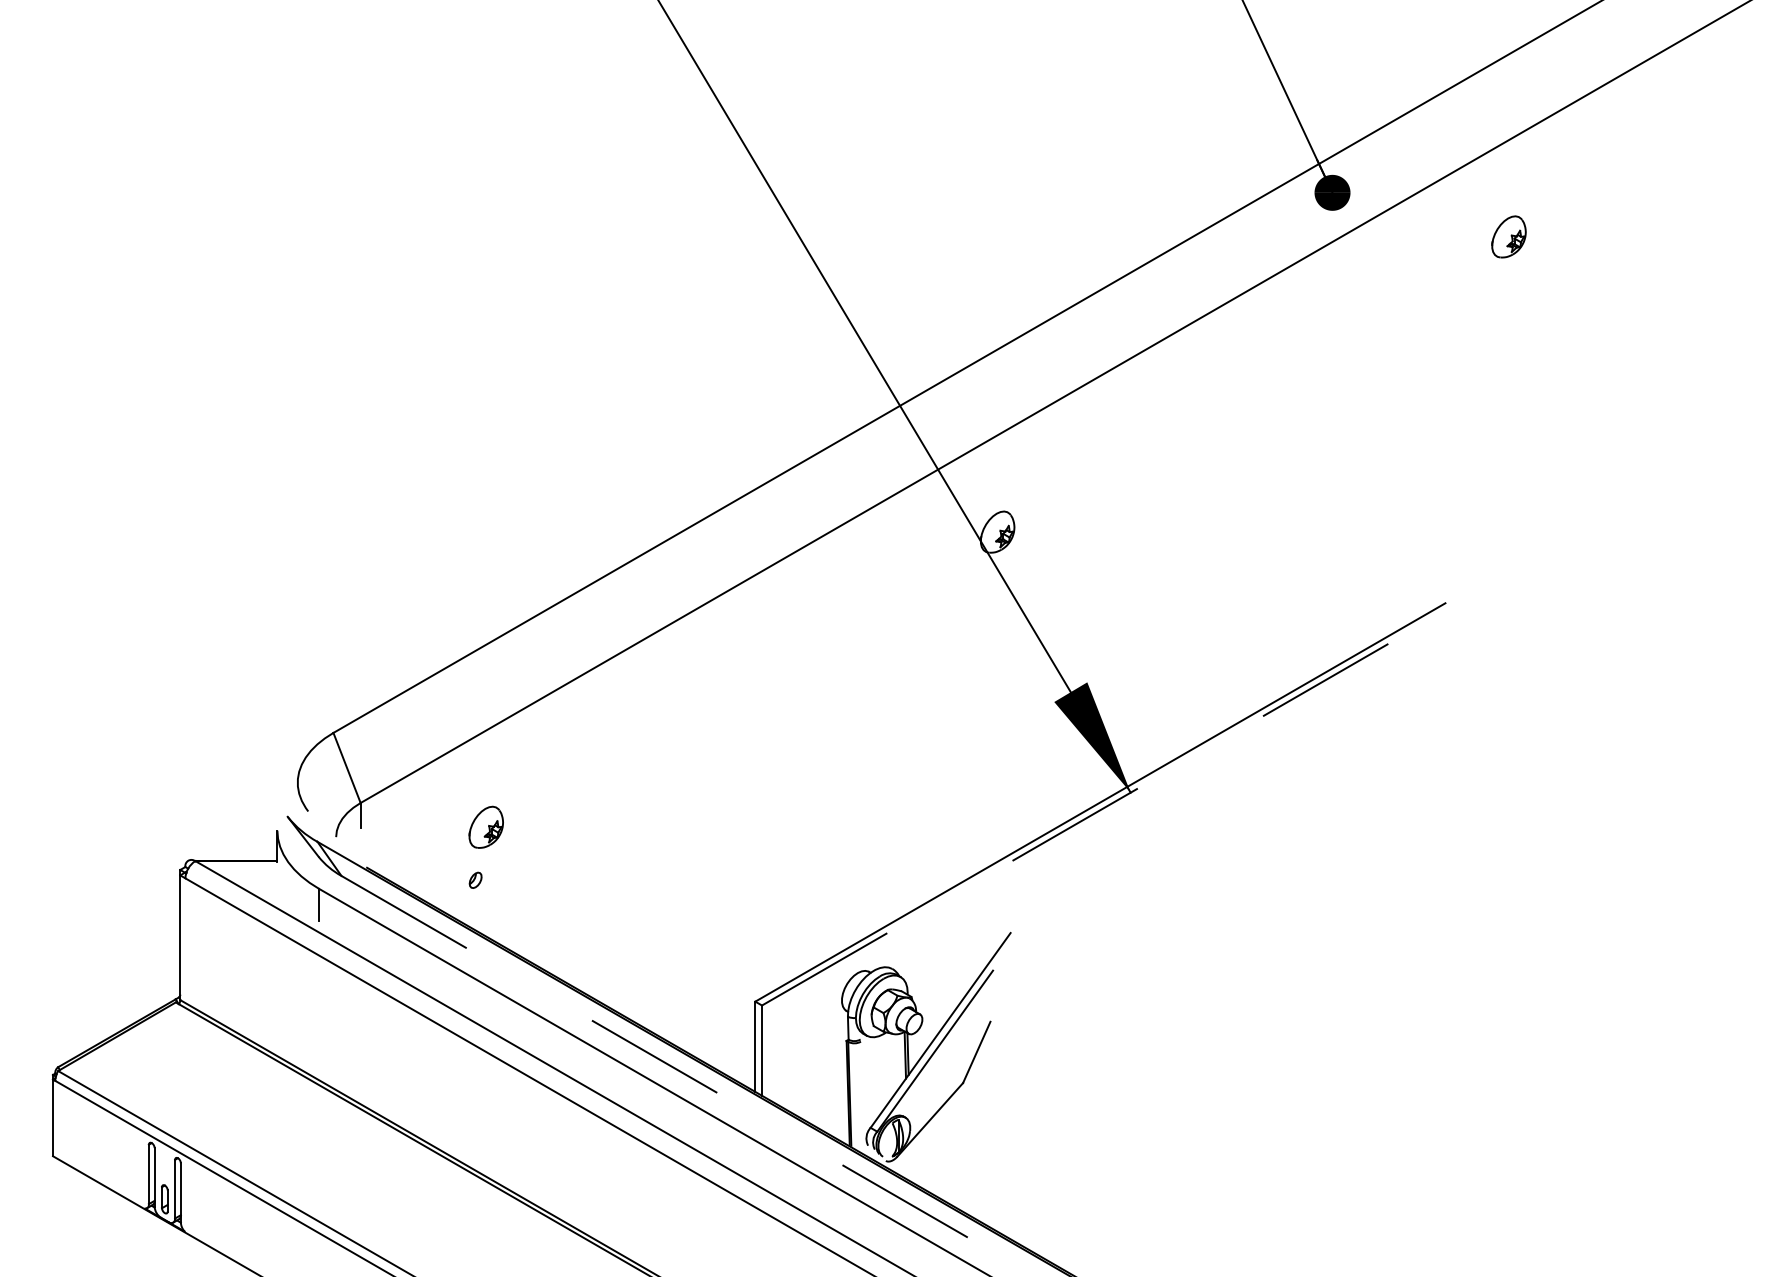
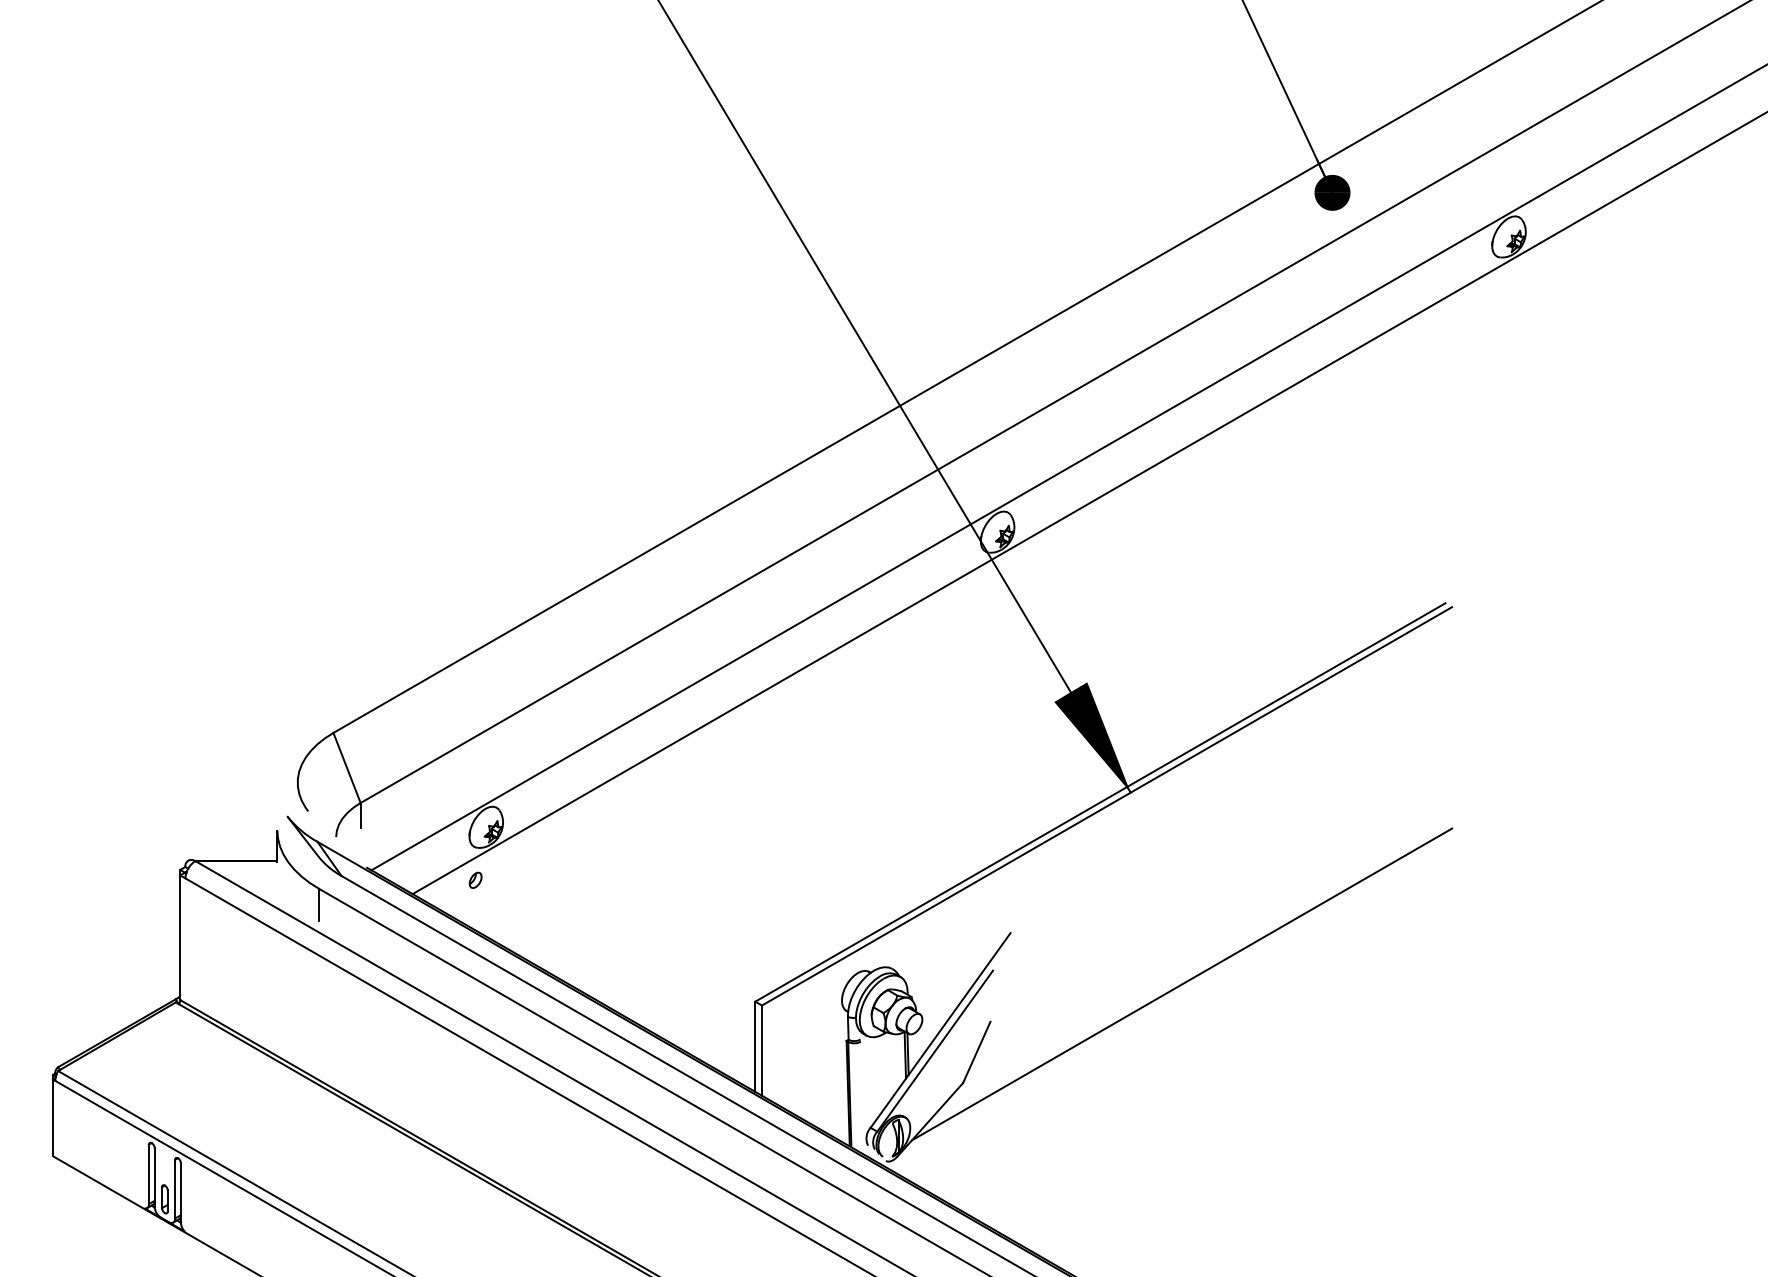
line: none -> present (1067, 468)
line: none -> present (1088, 503)
line: dashed -> solid (1107, 806)
line: none -> present (1181, 984)
line: dashed -> solid (688, 1076)
